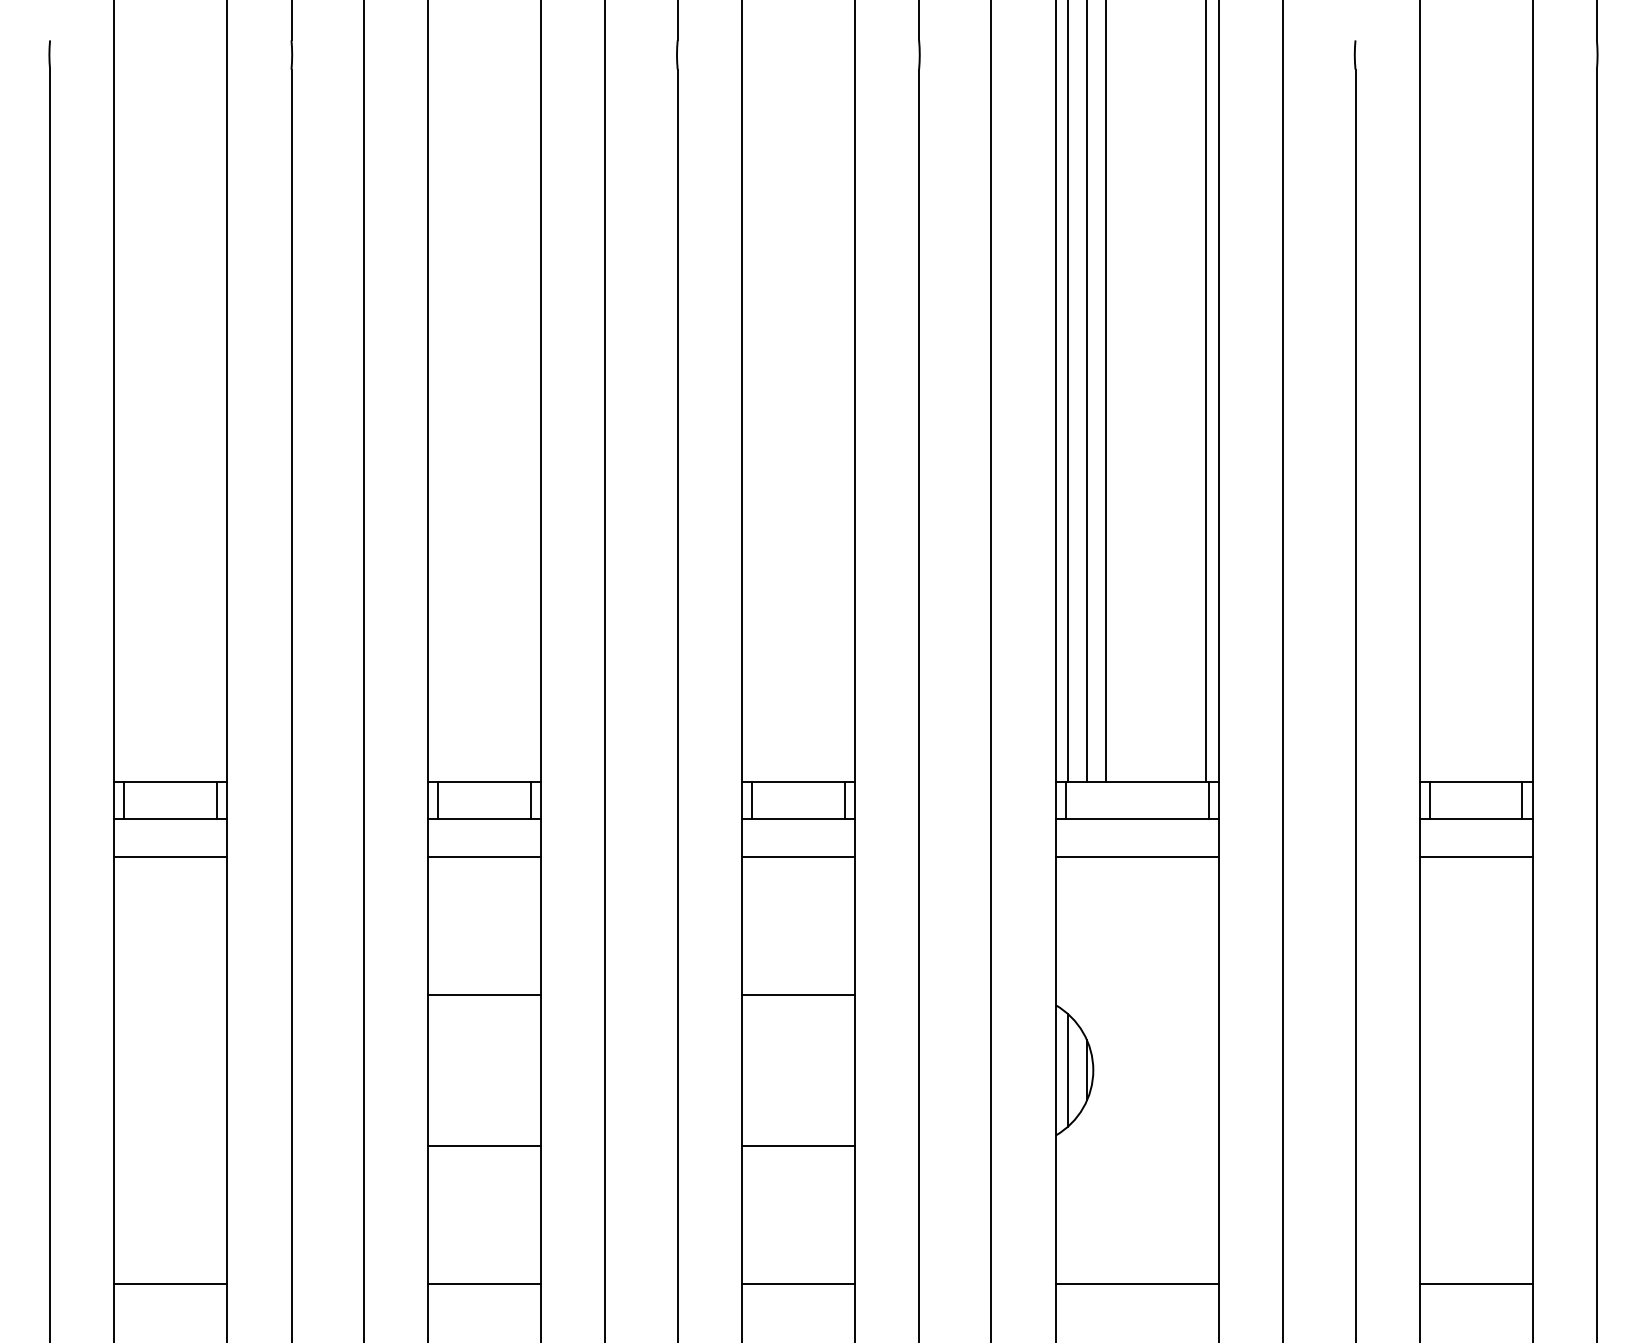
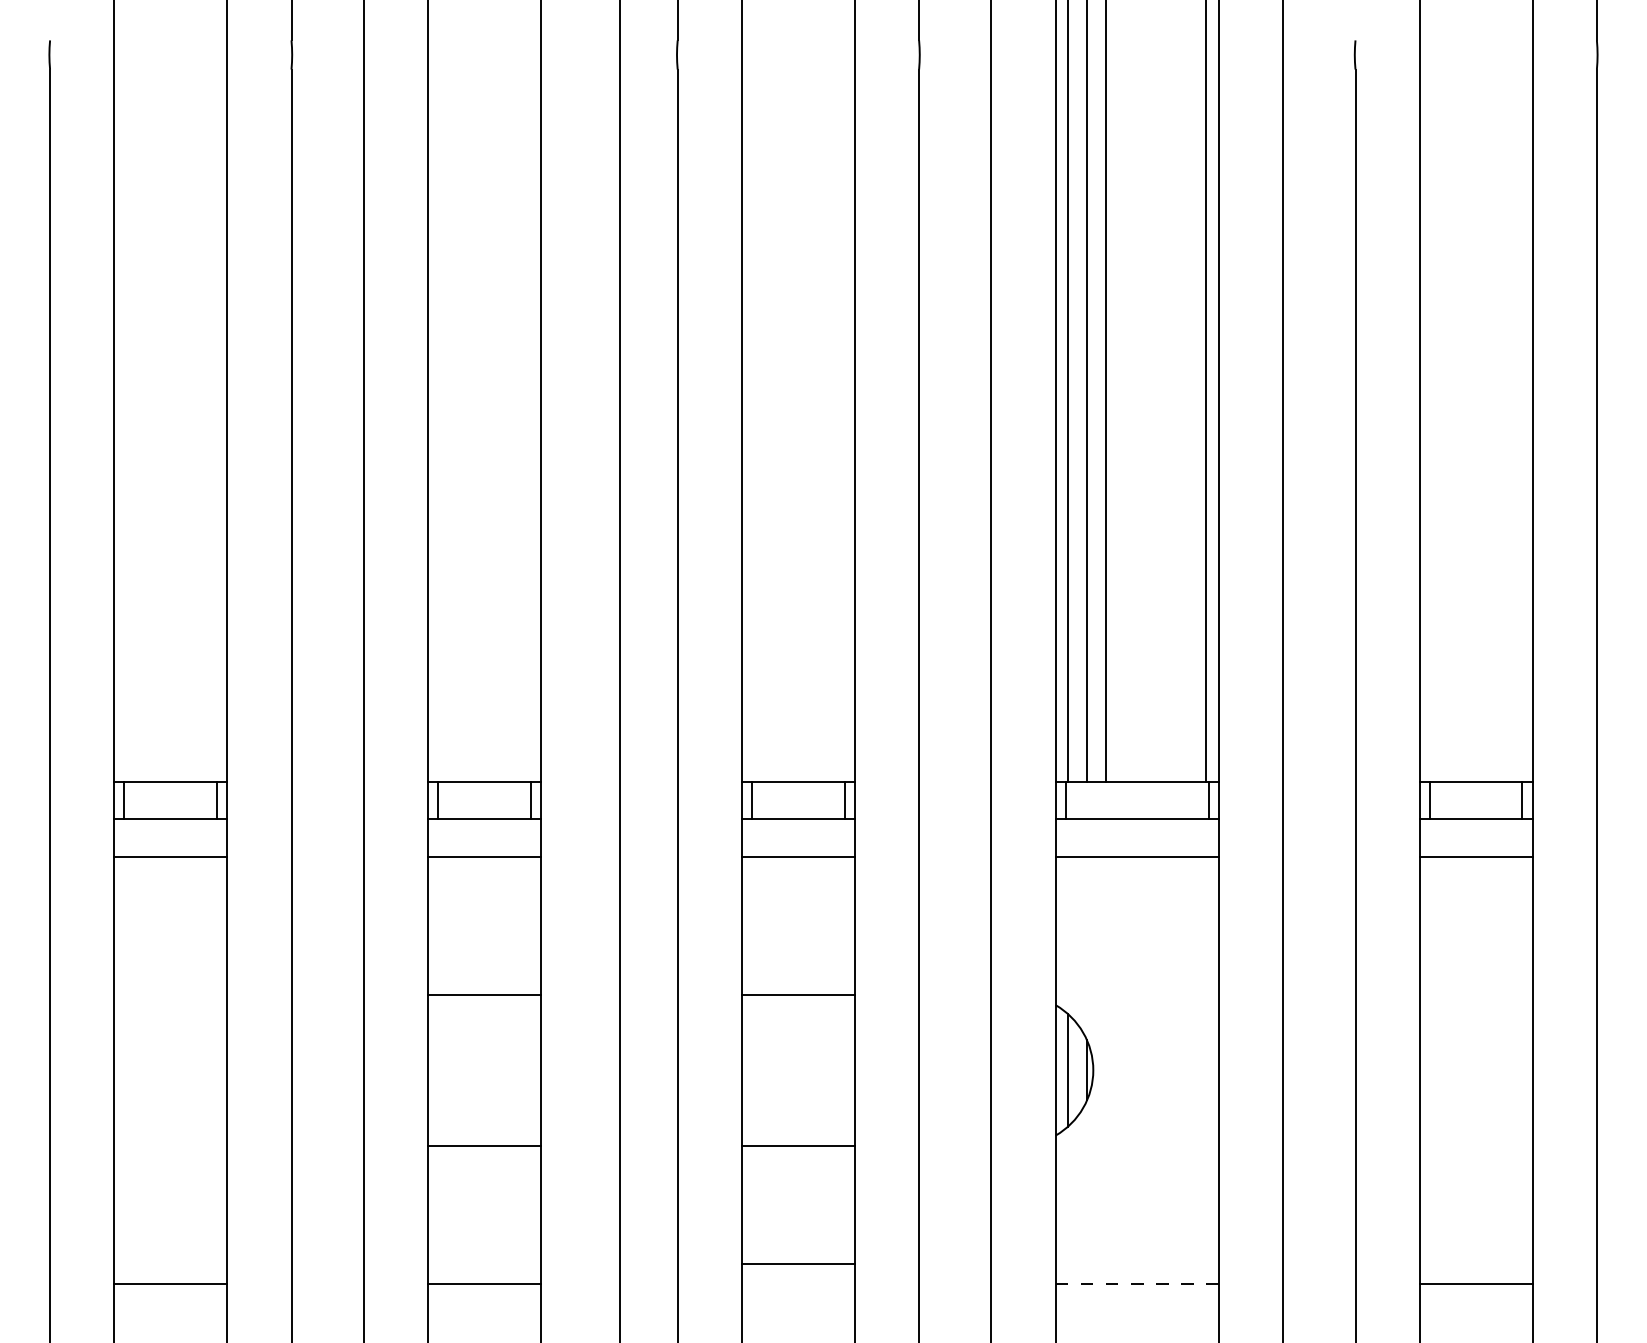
line position: (605, 670) -> (620, 670) (620, 670)
line position: (797, 1283) -> (797, 1263) (797, 1263)
line: solid -> dashed (1137, 1283)
